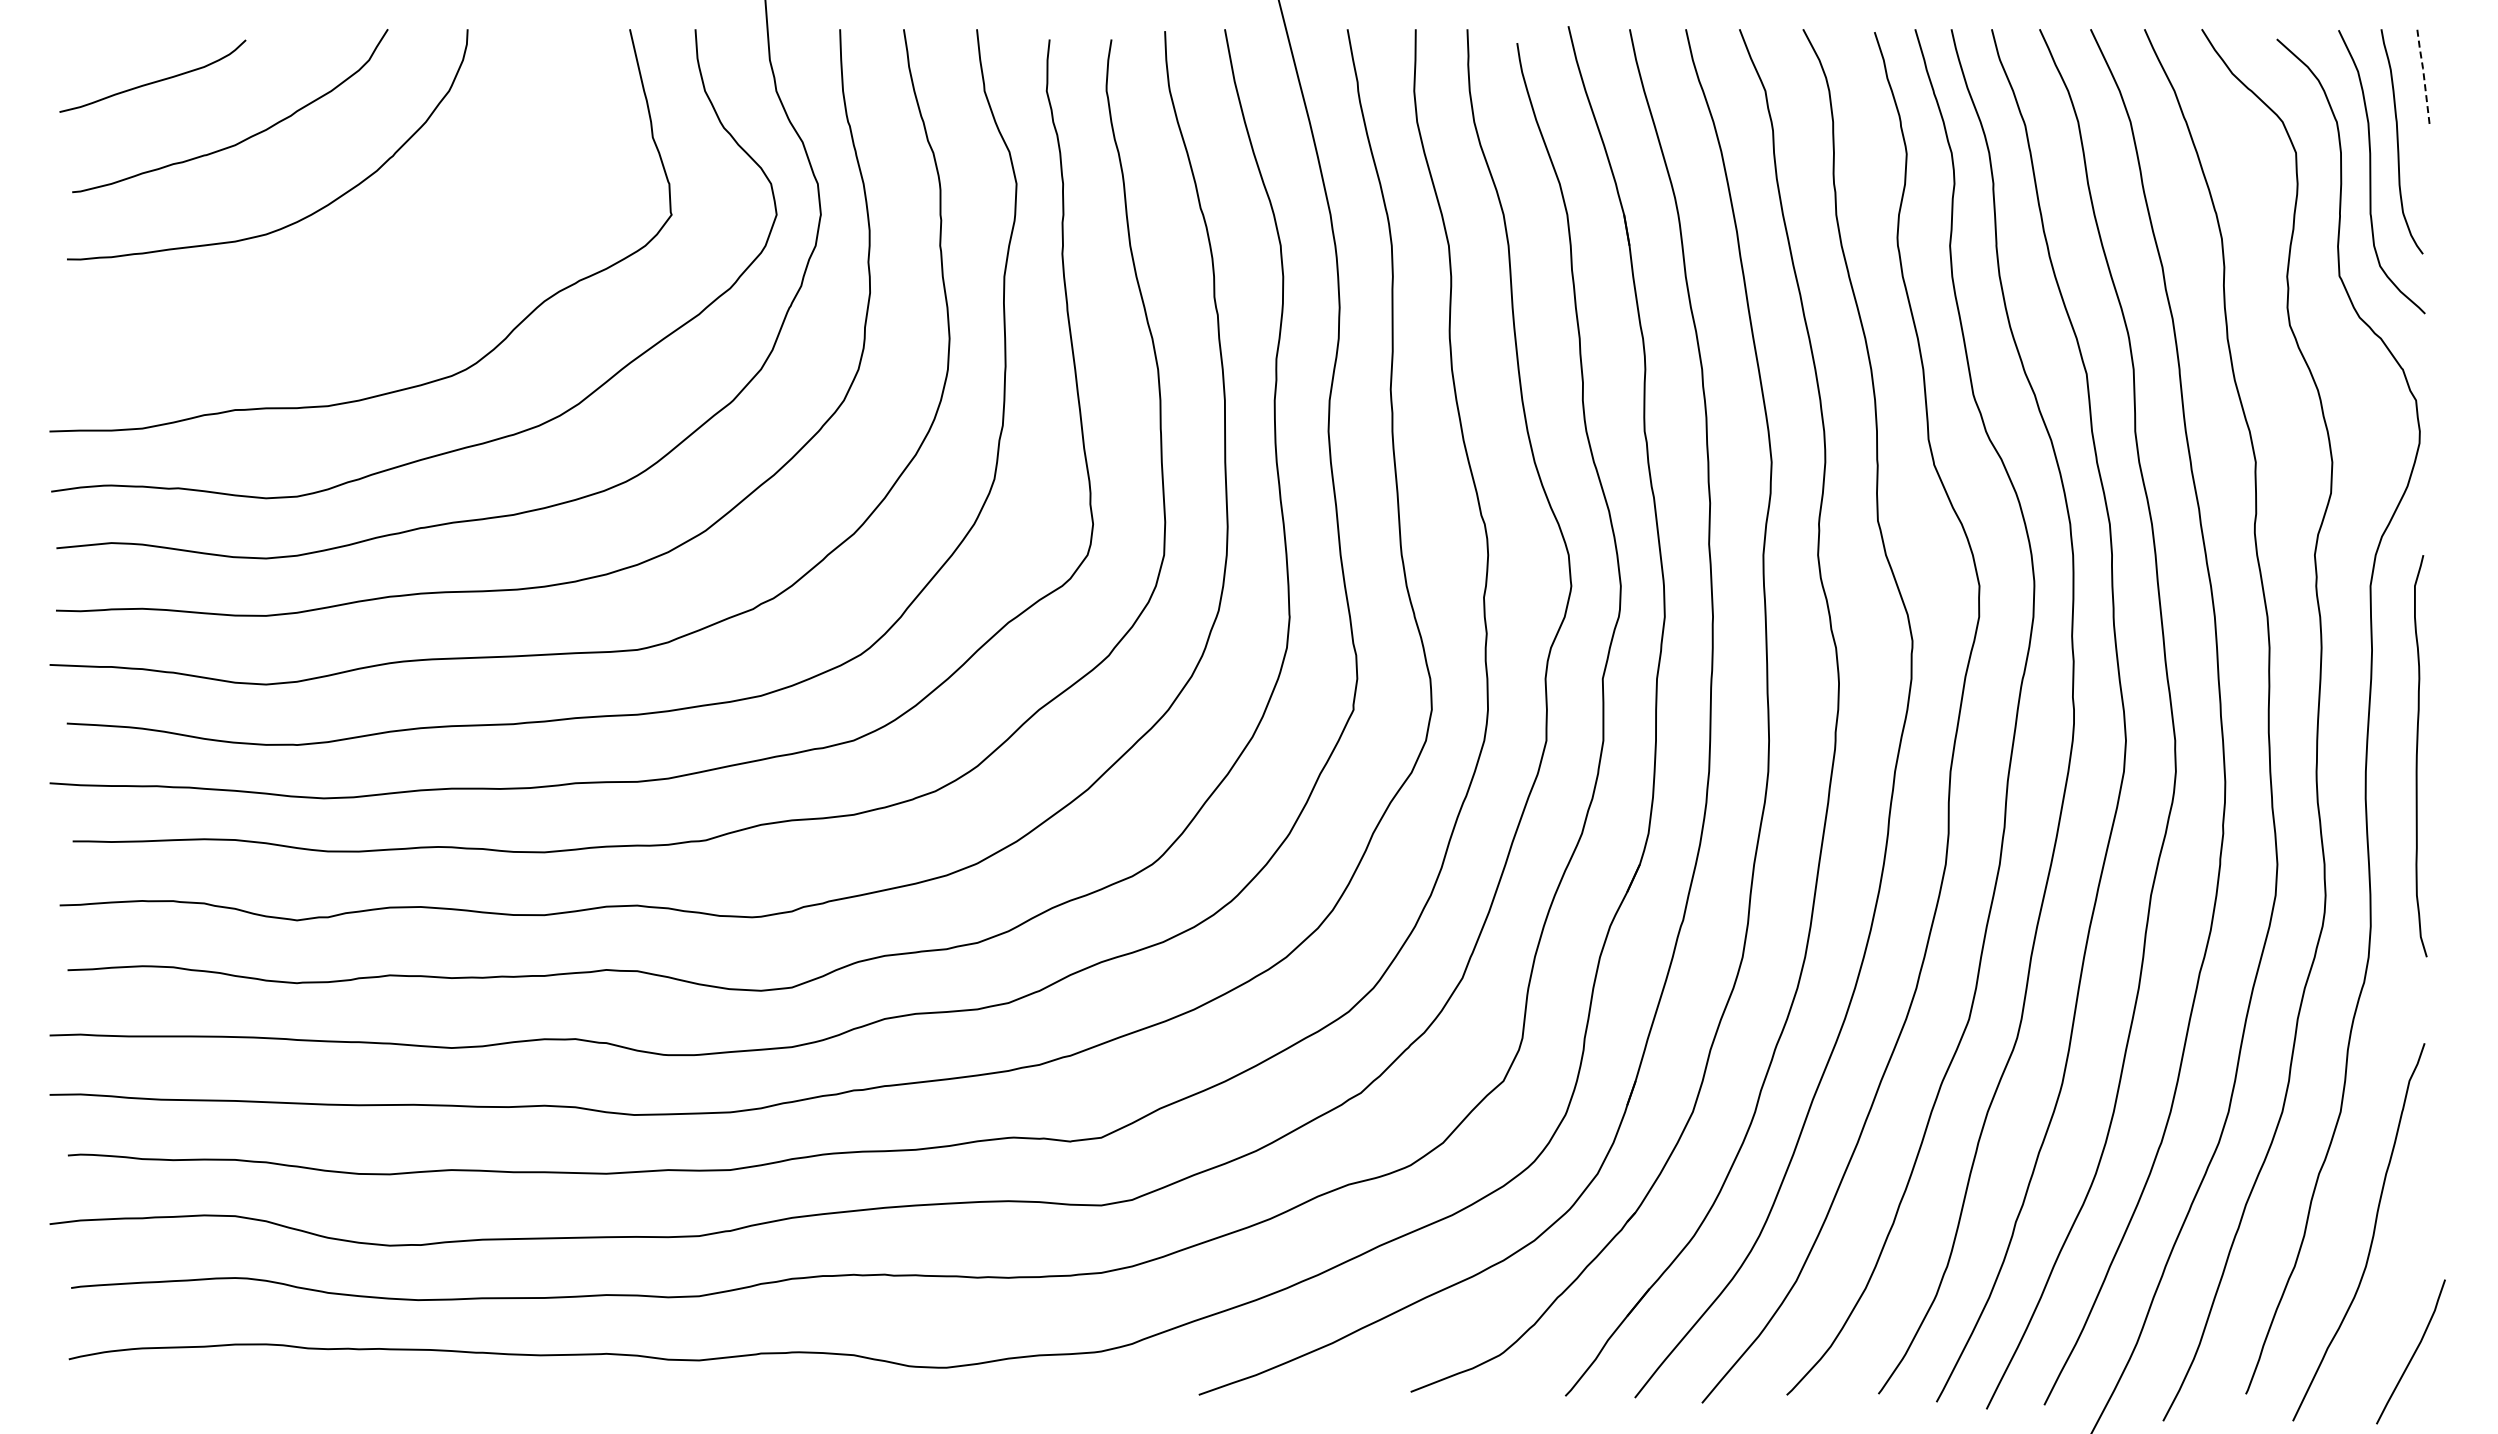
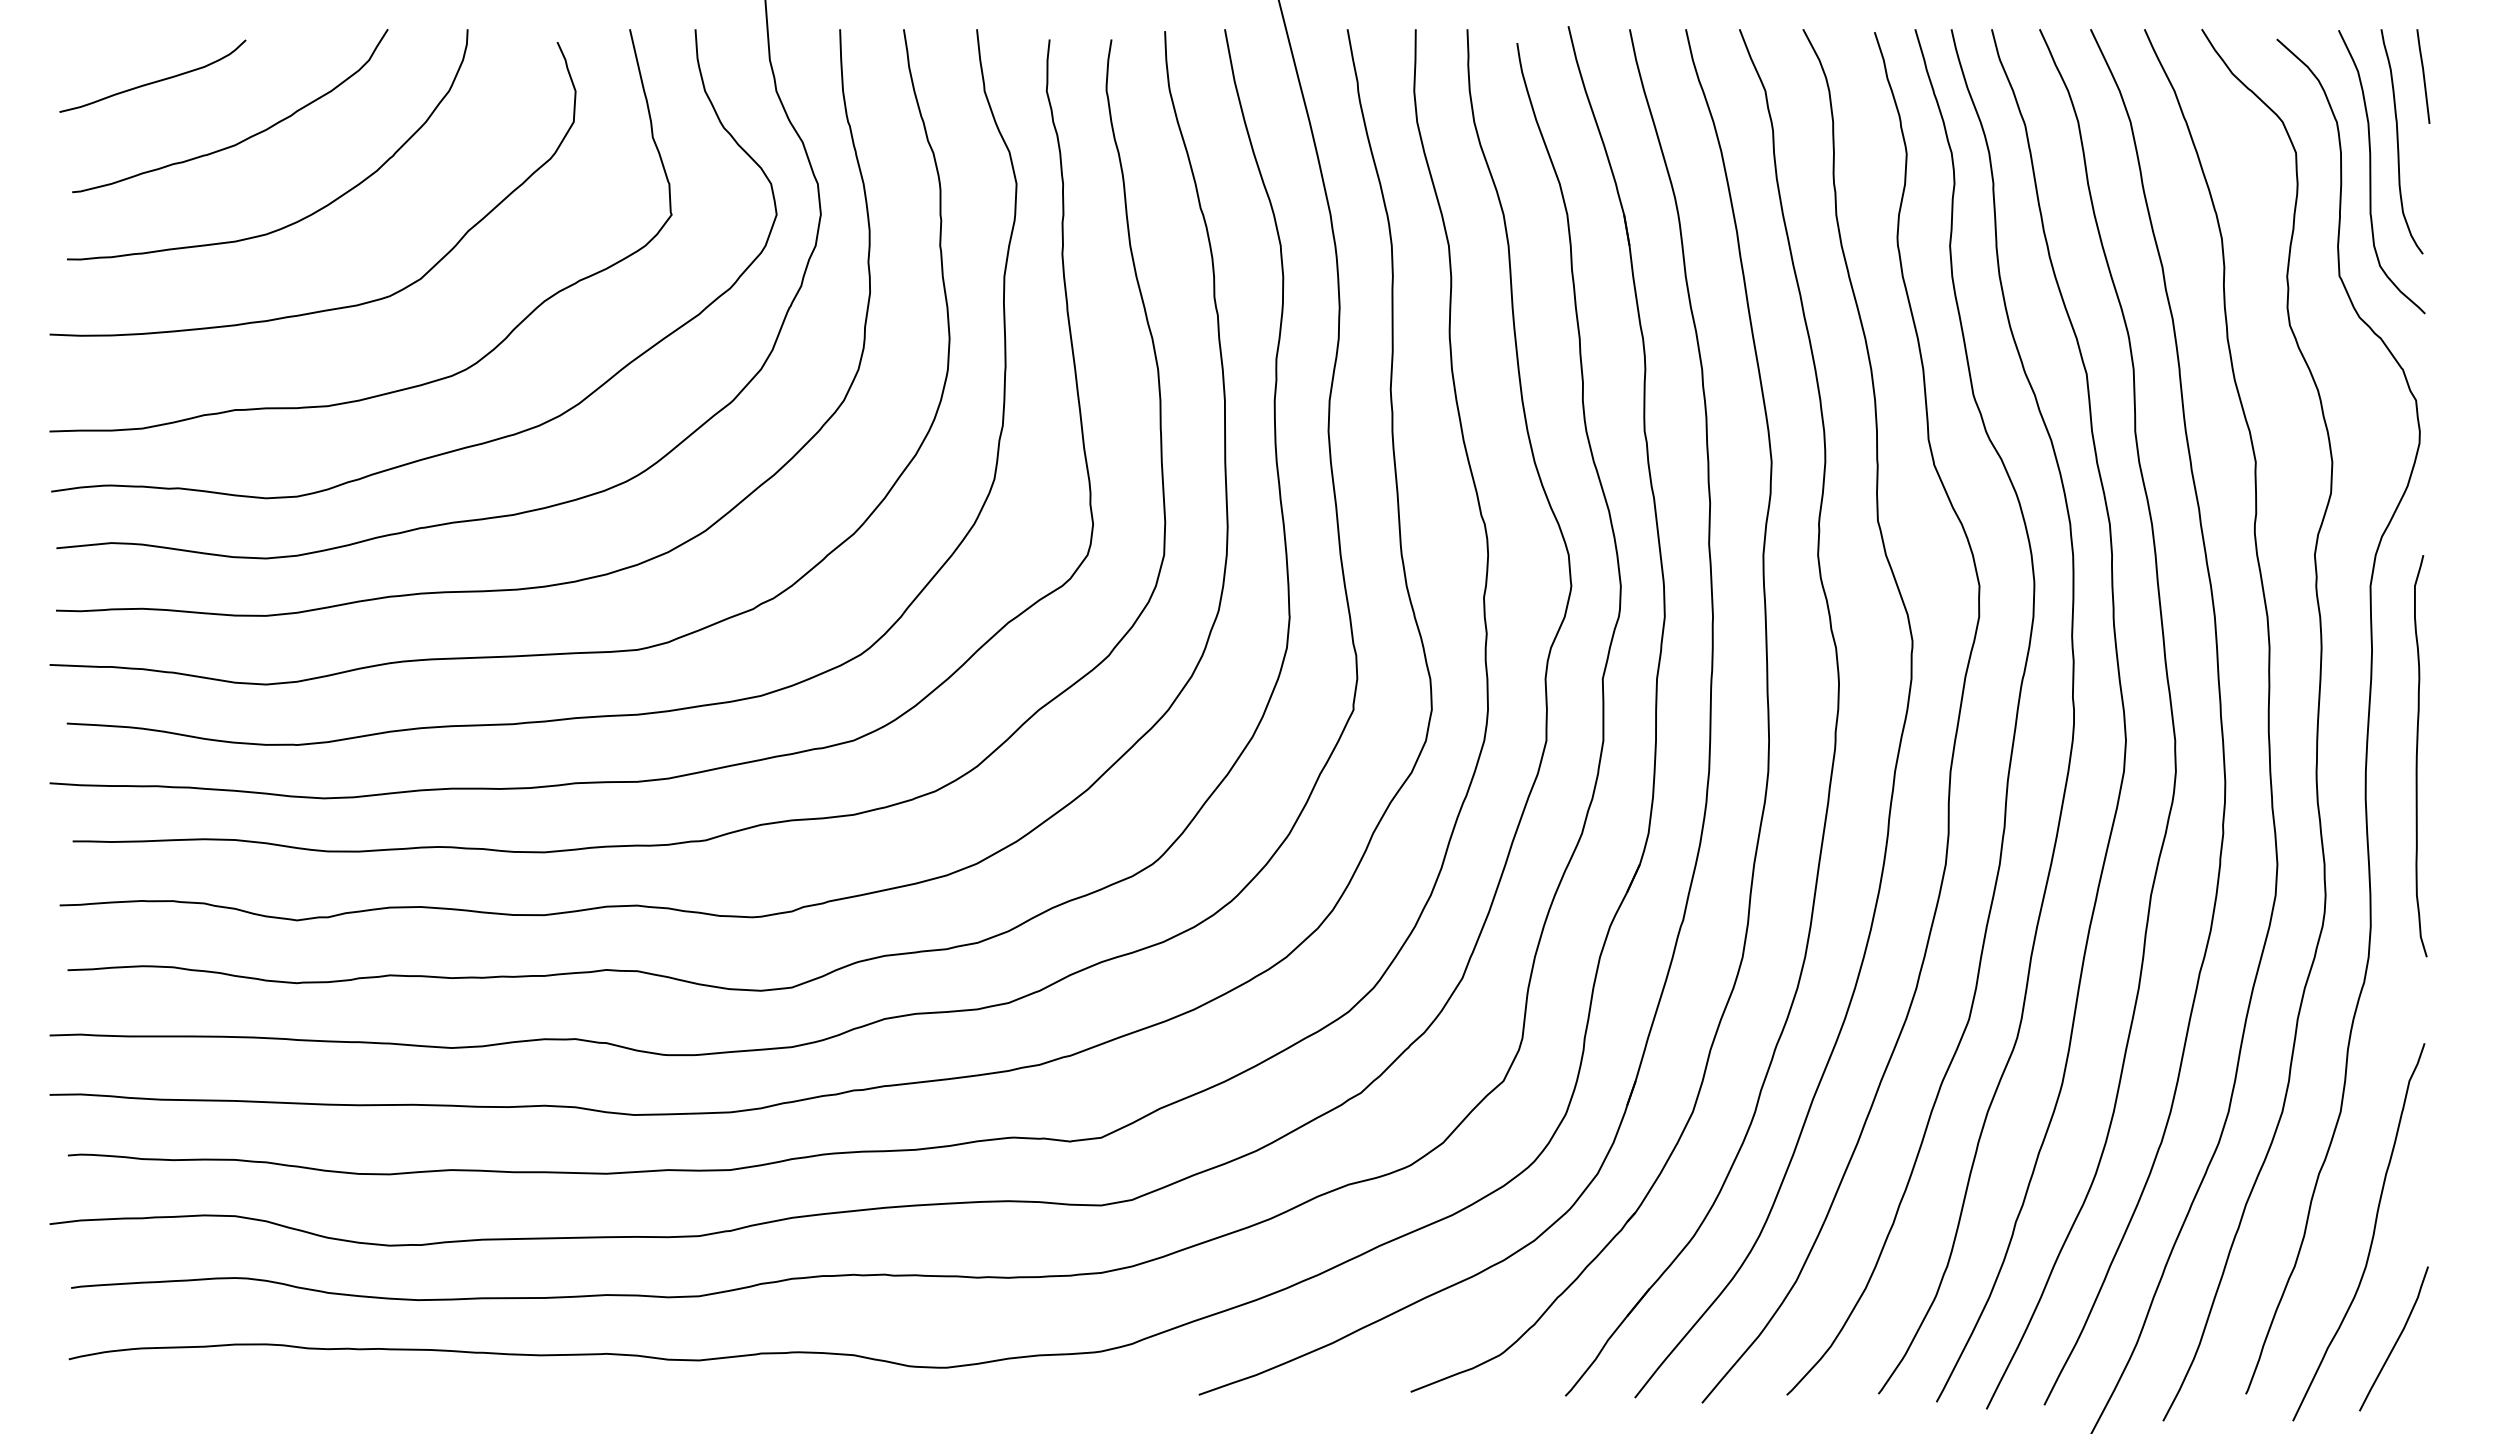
line: dashed -> solid (2423, 74)
curve: none -> present (330, 308)
curve position: (2413, 1352) -> (2396, 1339) (2396, 1339)
